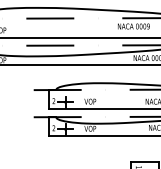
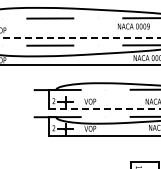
line: solid -> dashed (80, 37)
line: solid -> dashed (104, 108)
